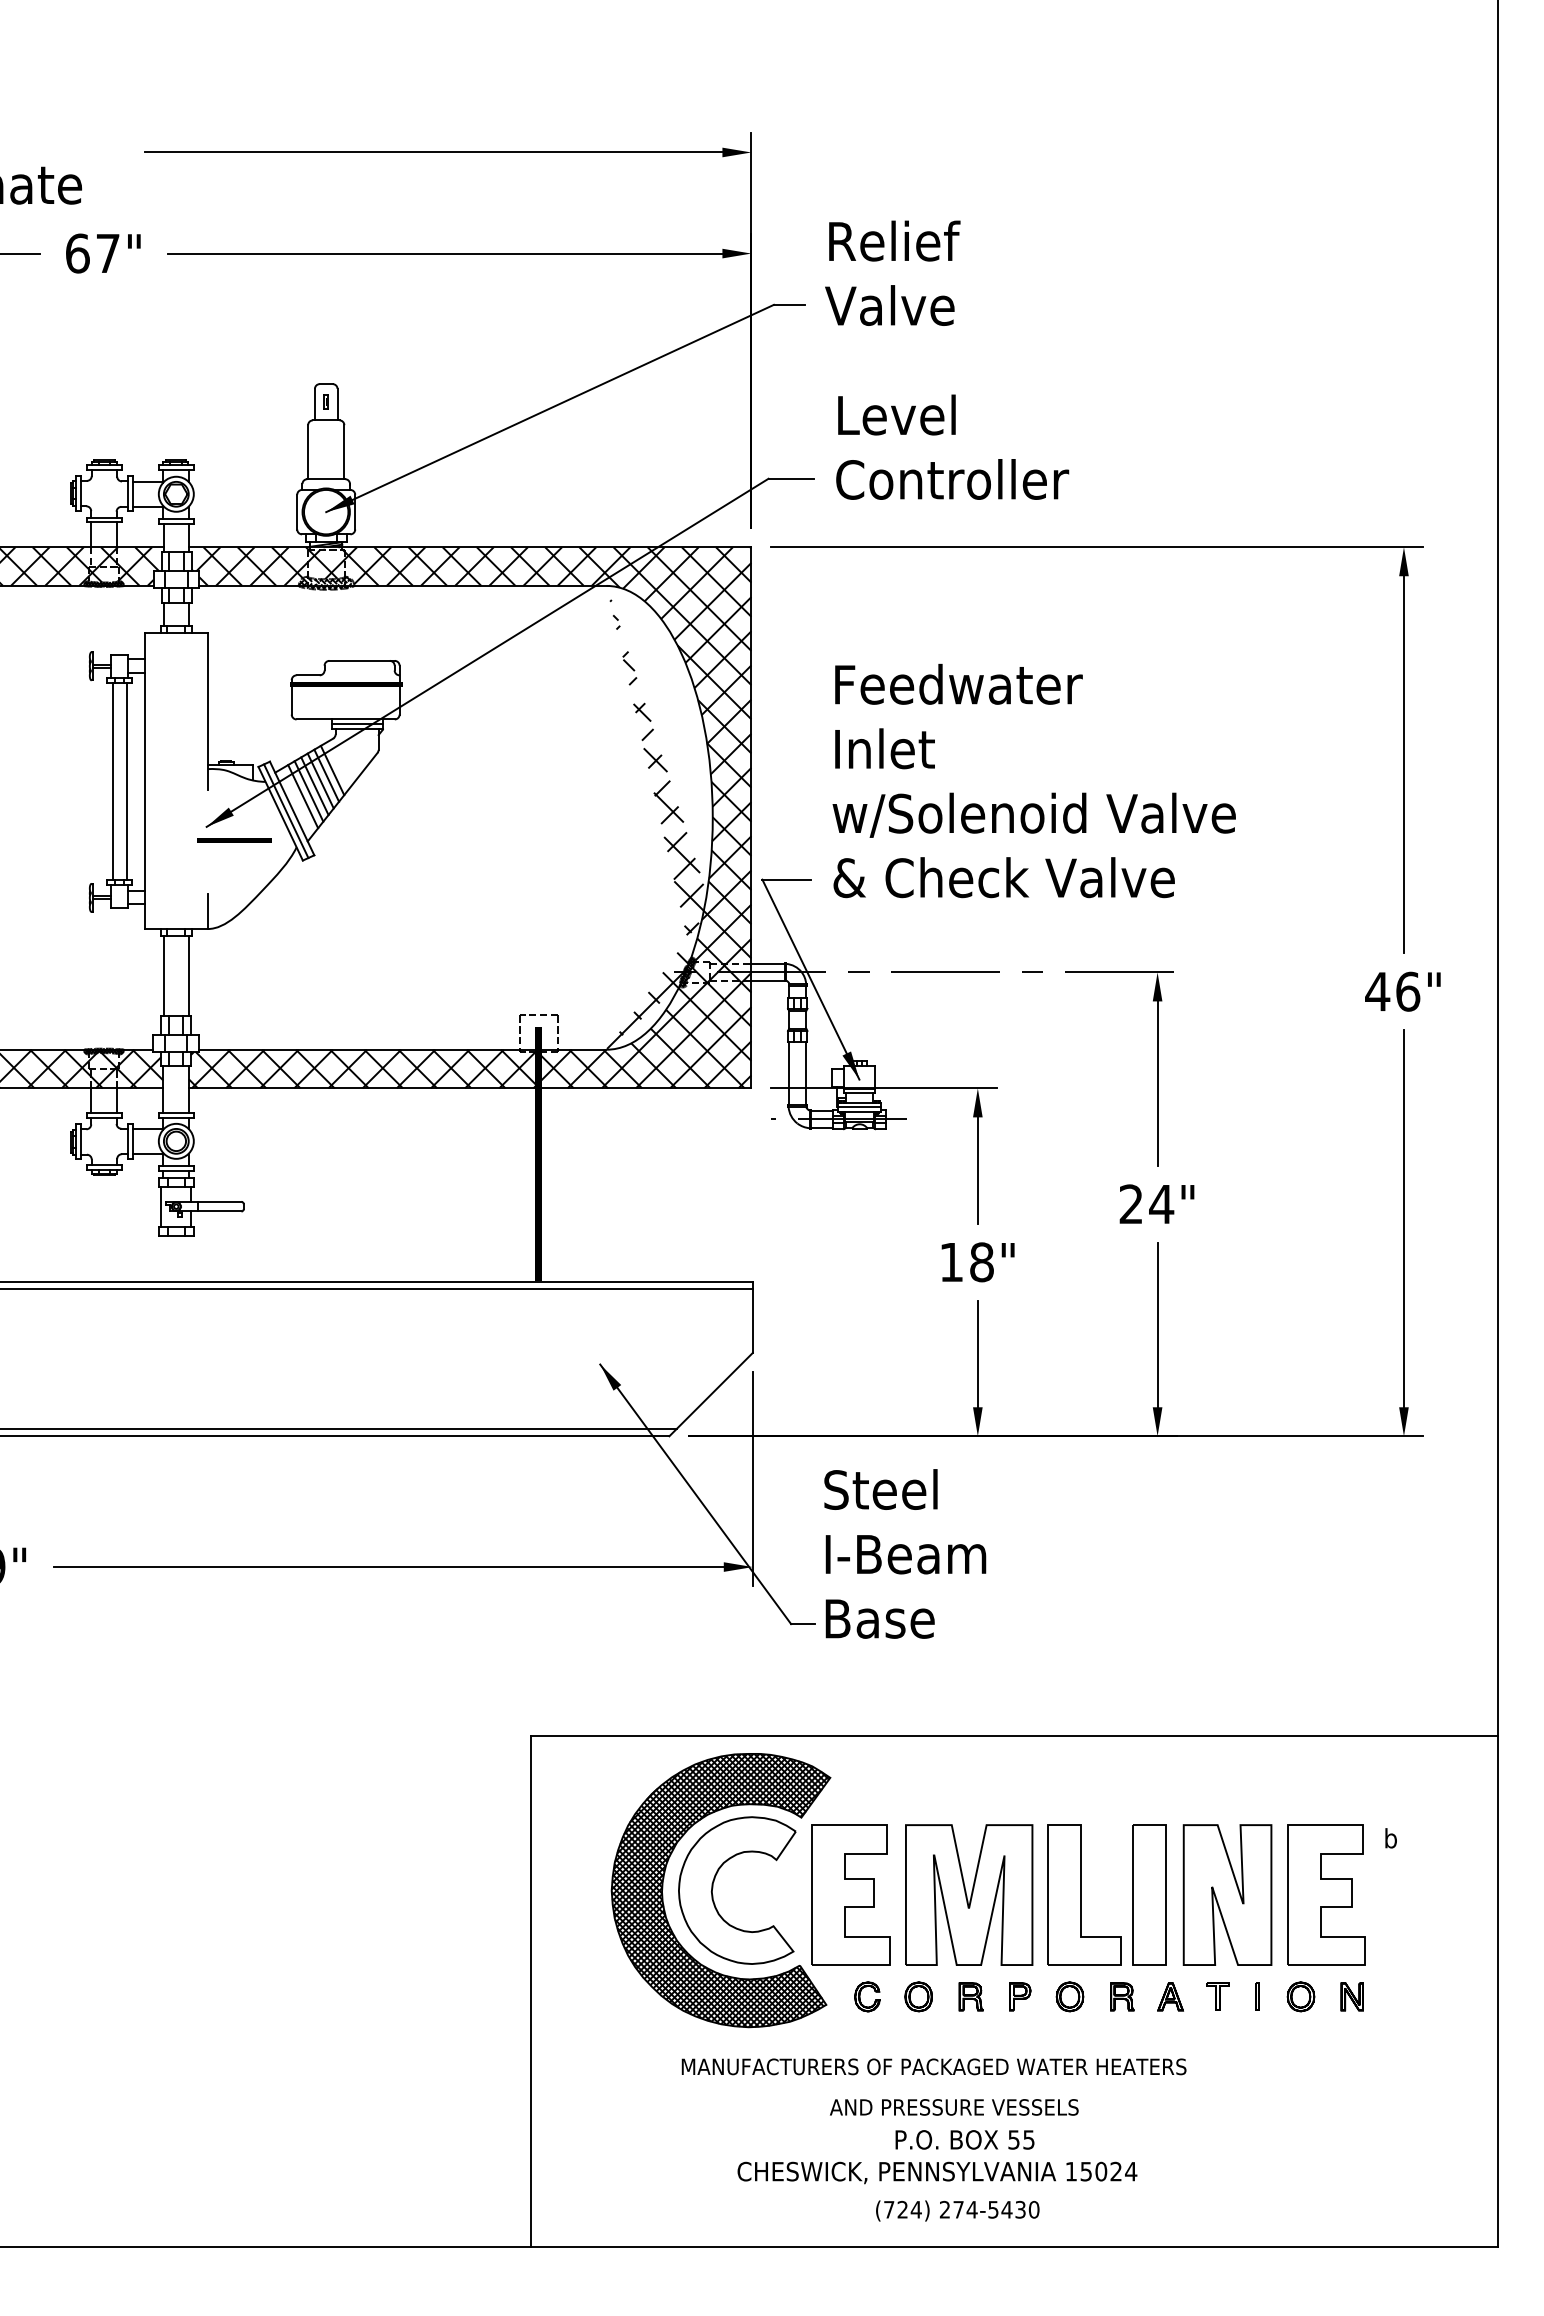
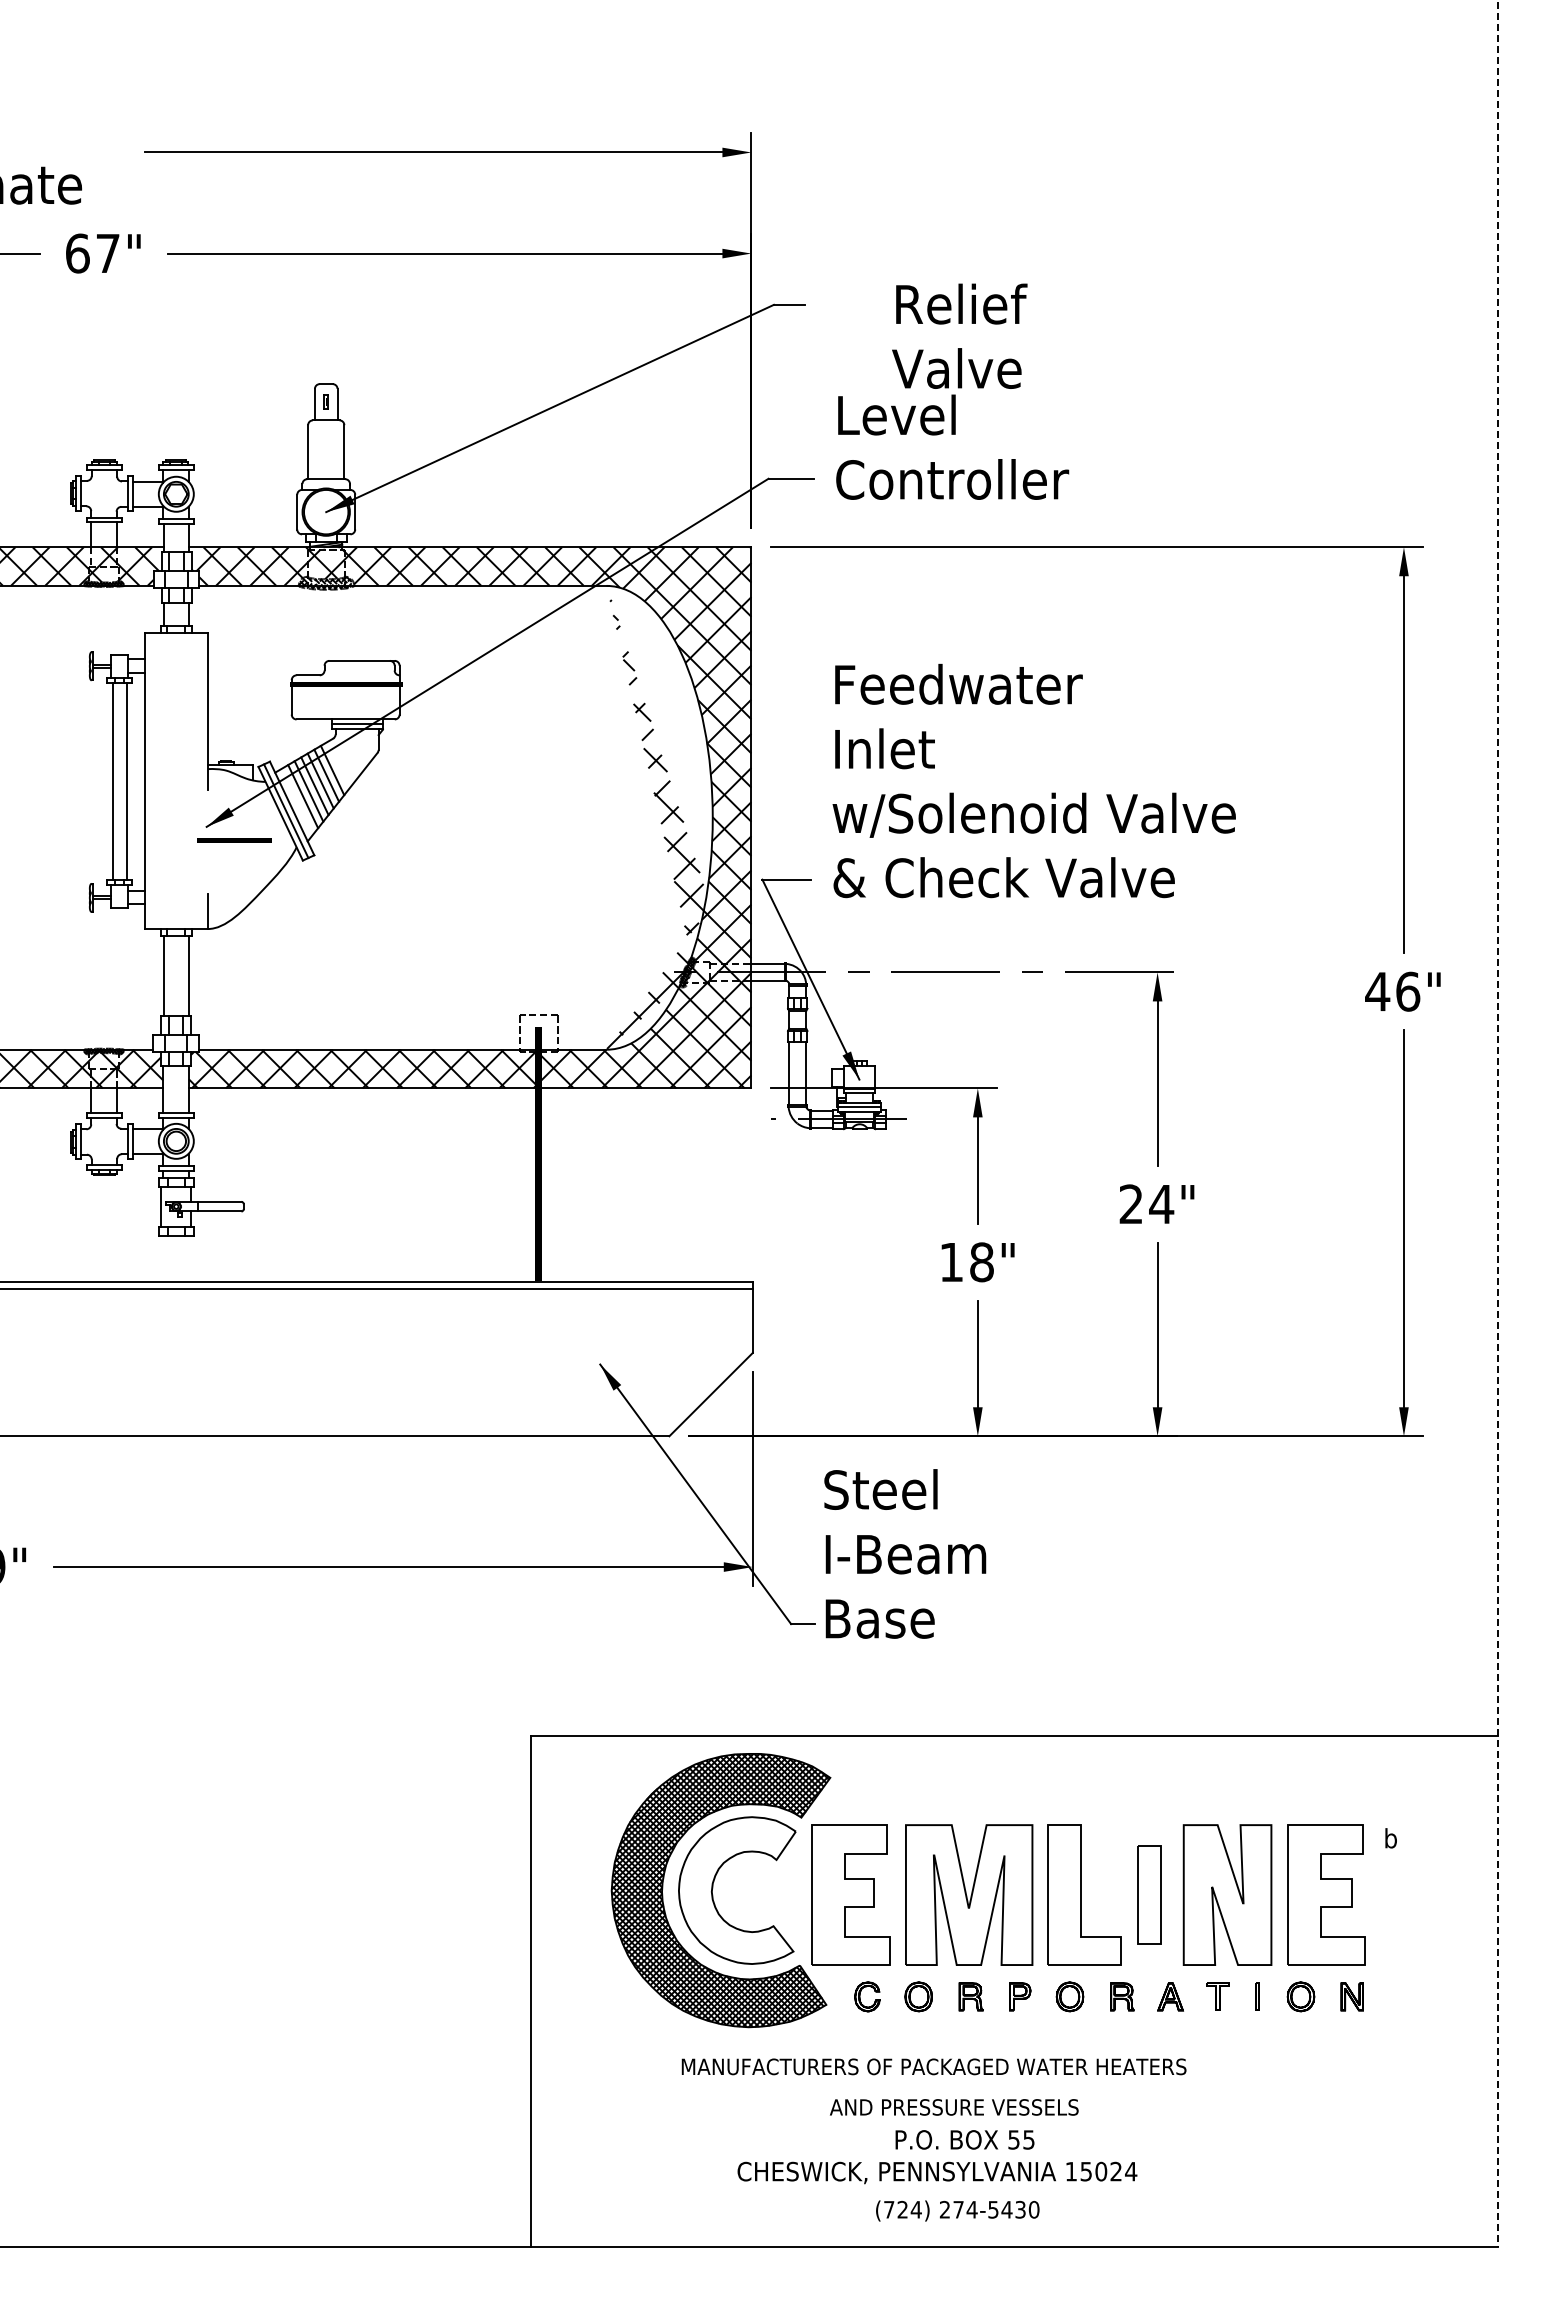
text position: (892, 272) -> (959, 335) (959, 335)
line: solid -> dashed (1497, 1123)
line: present -> none (339, 1429)
part size: 35x142 px -> 25x100 px (1149, 1894)
